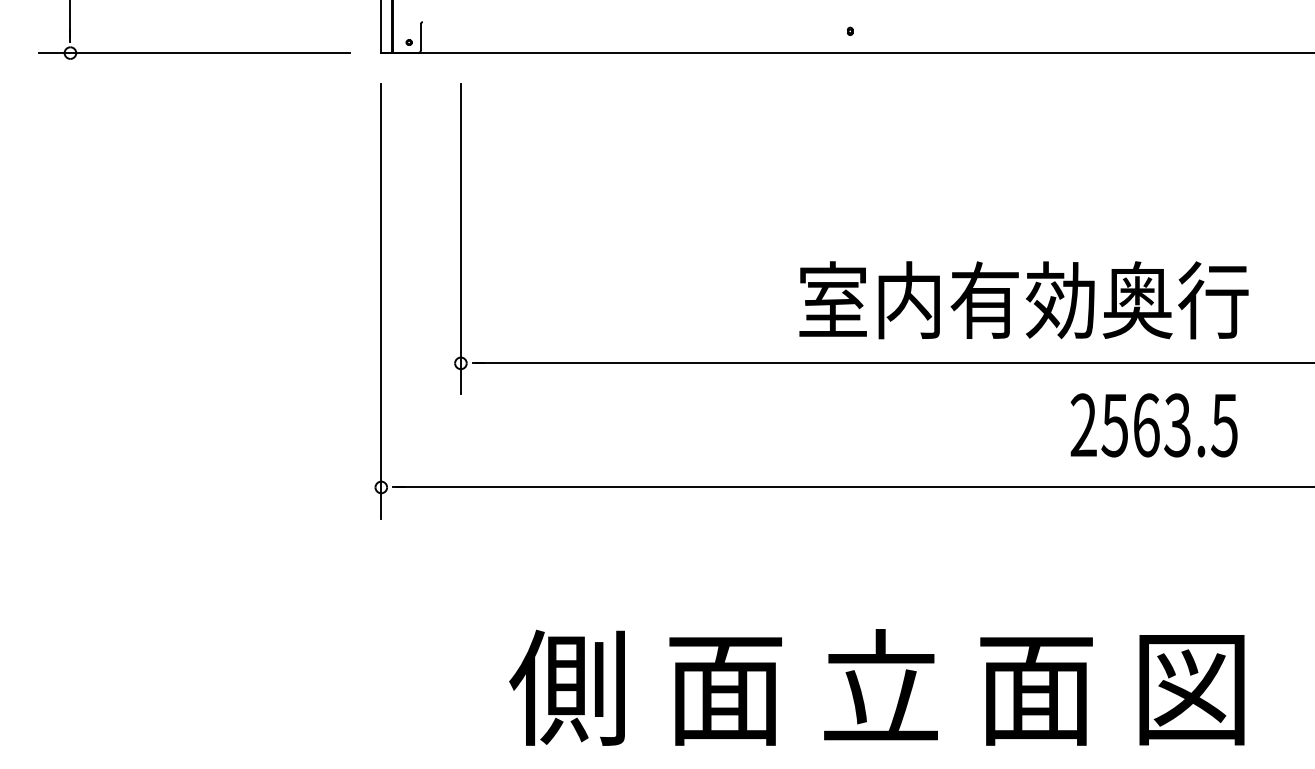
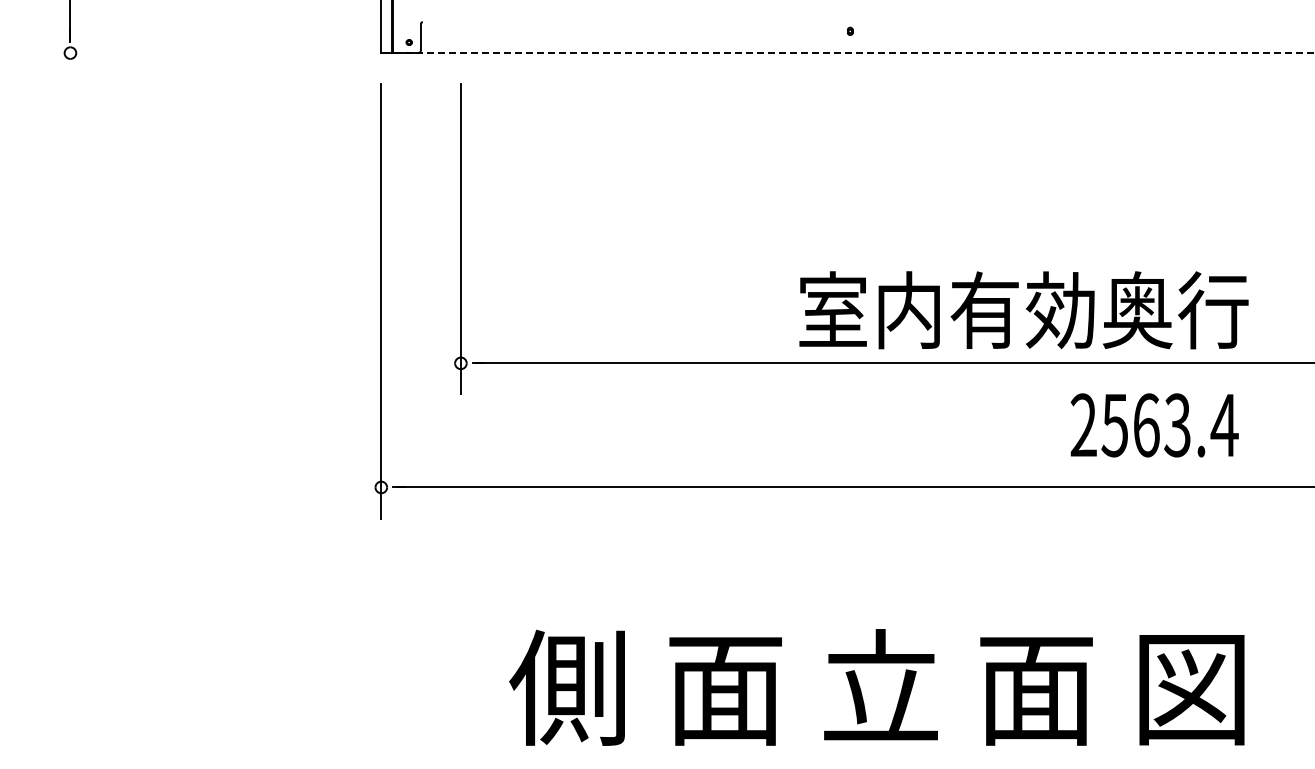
line: present -> none (194, 53)
line: solid -> dashed (849, 53)
text position: (1023, 300) -> (1023, 310) (1023, 310)
text: 2563.5 -> 2563.4 (1224, 425)
